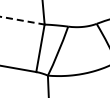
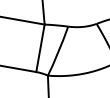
line: dashed -> solid (23, 20)
